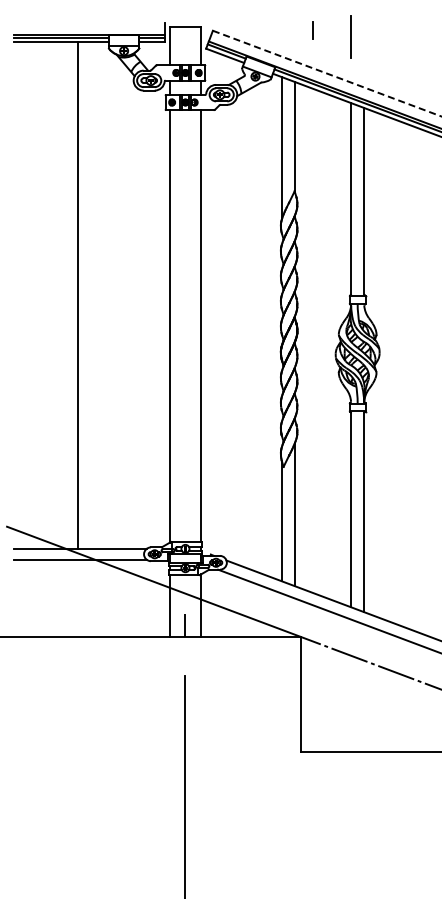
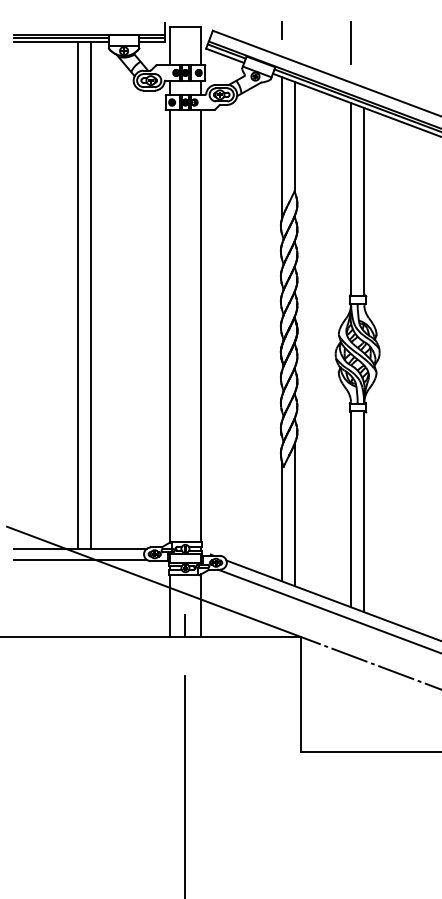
line position: (312, 30) -> (281, 30) (281, 30)
line position: (350, 36) -> (350, 42) (350, 42)
line: dashed -> solid (327, 73)
line: none -> present (90, 295)
